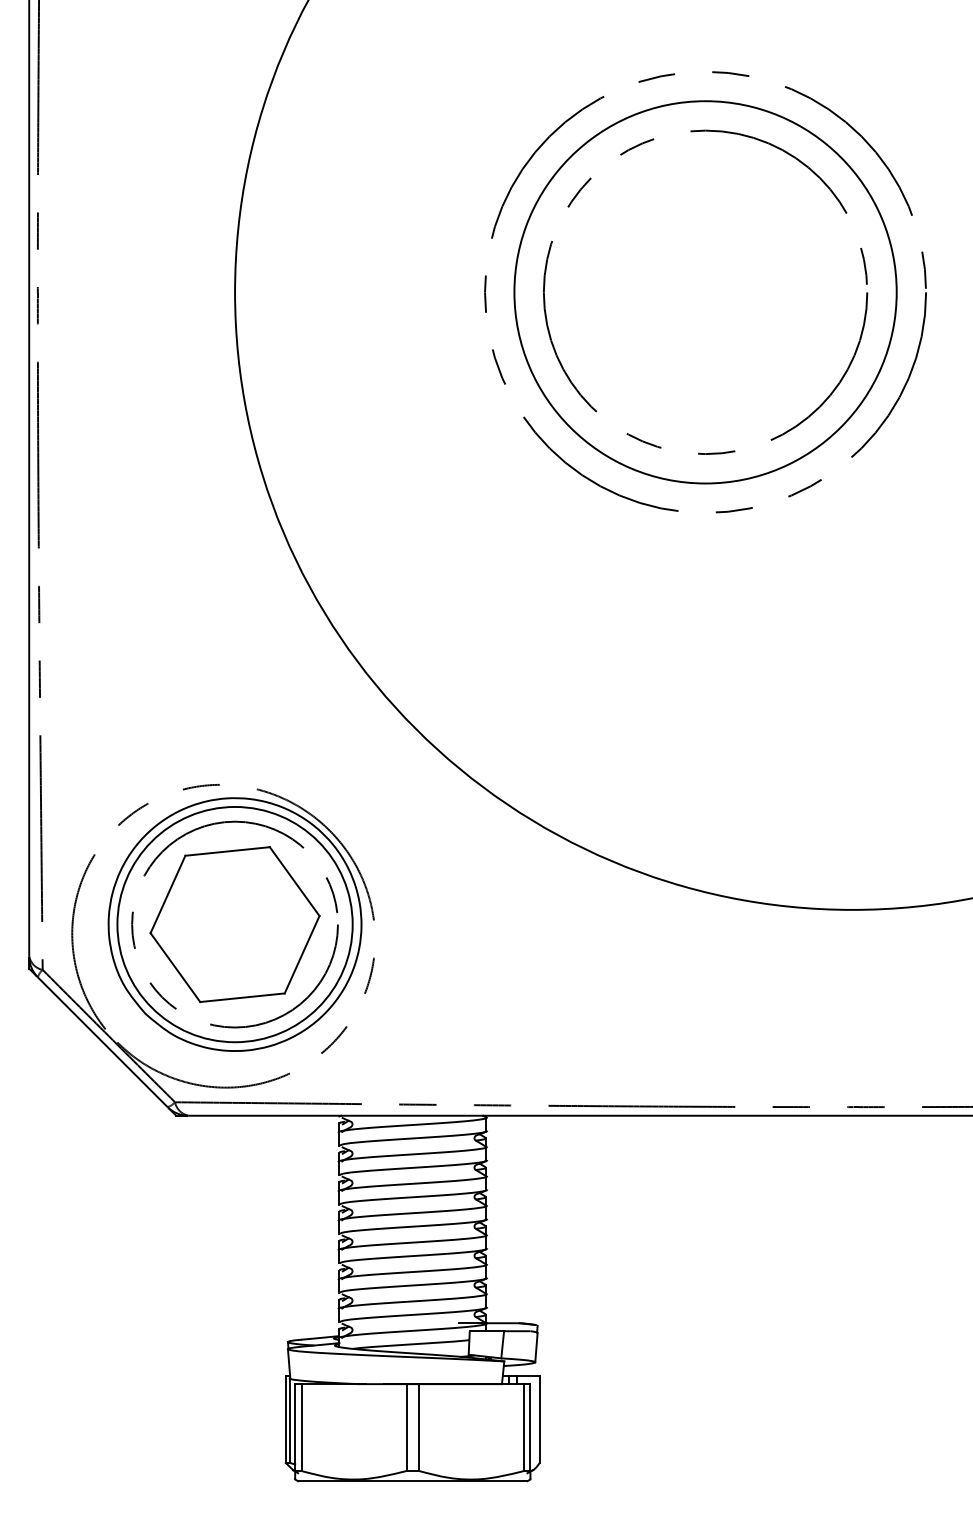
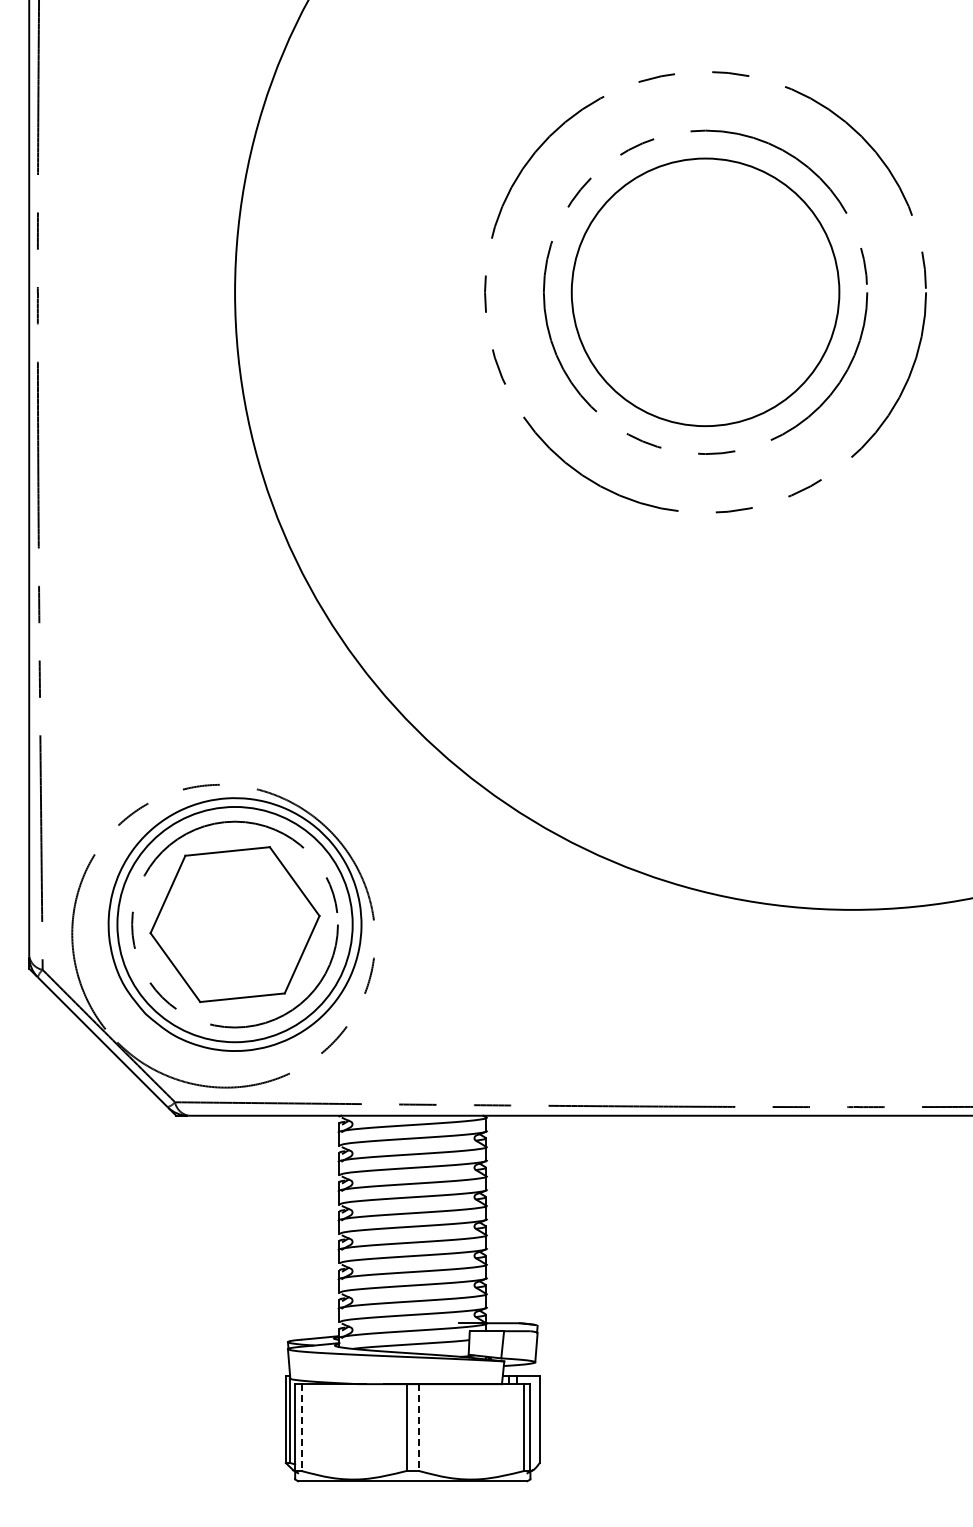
circle diameter: 382 px -> 268 px (705, 292)
line: solid -> dashed (301, 1428)
line: solid -> dashed (419, 1428)
